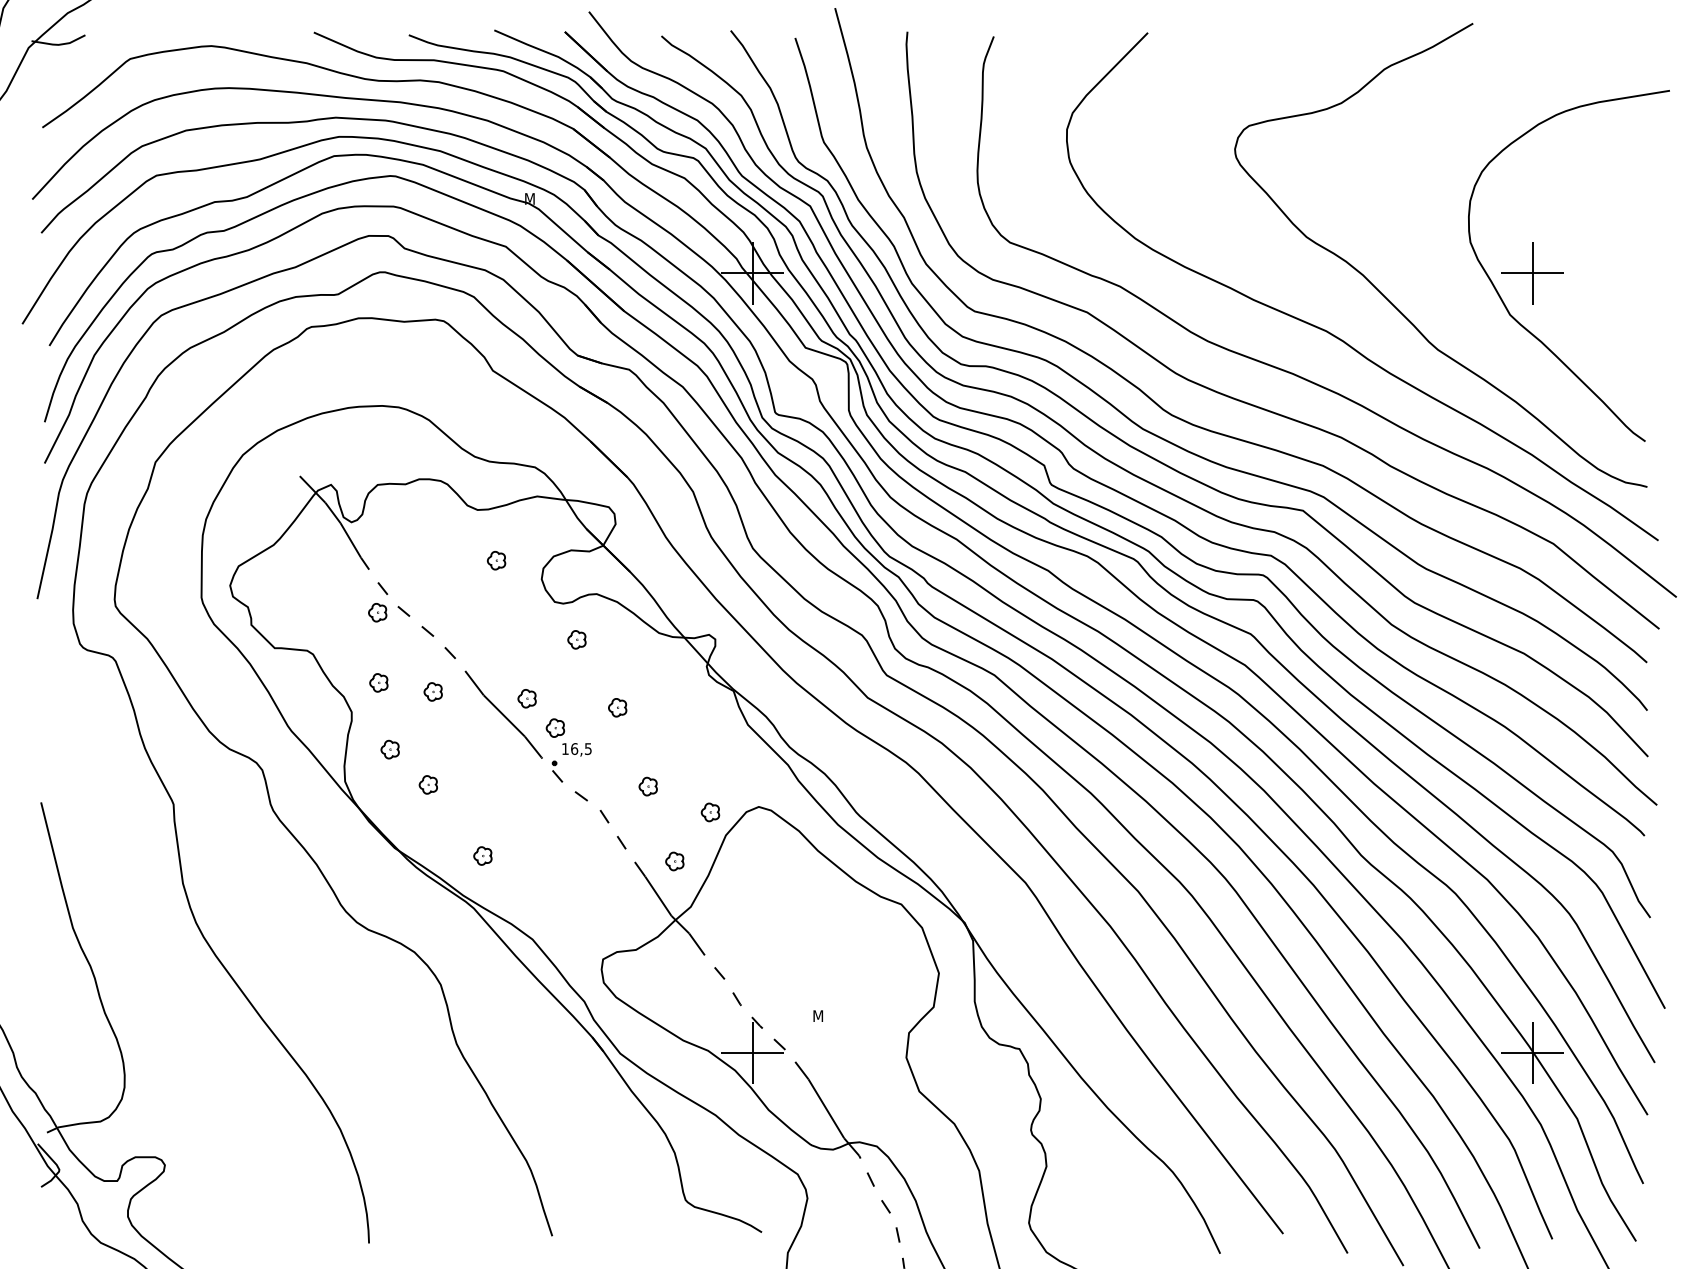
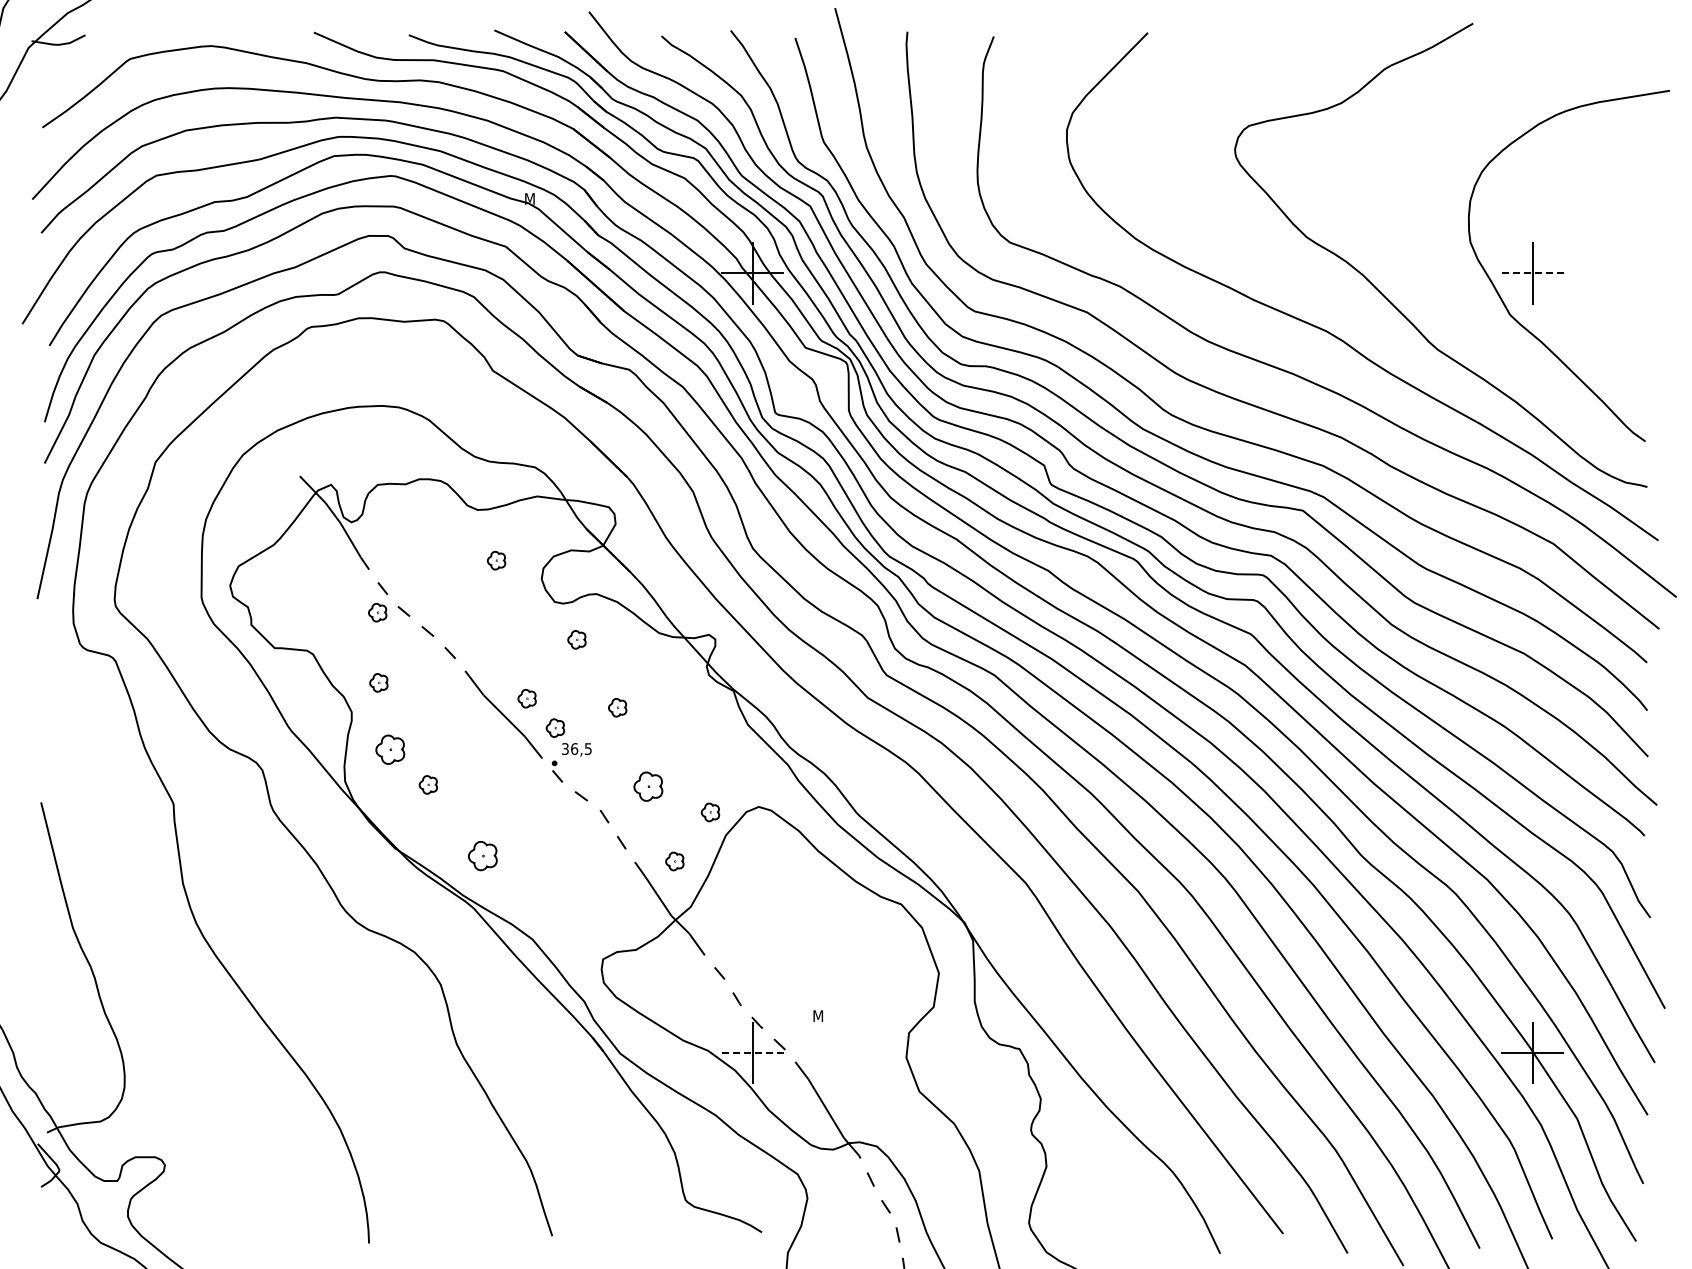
line: solid -> dashed (1532, 273)
part: present -> none (432, 691)
part size: 20x21 px -> 31x31 px (390, 749)
text: 16,5 -> 36,5 (565, 749)
part size: 20x21 px -> 31x31 px (648, 786)
part size: 20x20 px -> 30x31 px (482, 856)
line: solid -> dashed (752, 1053)
